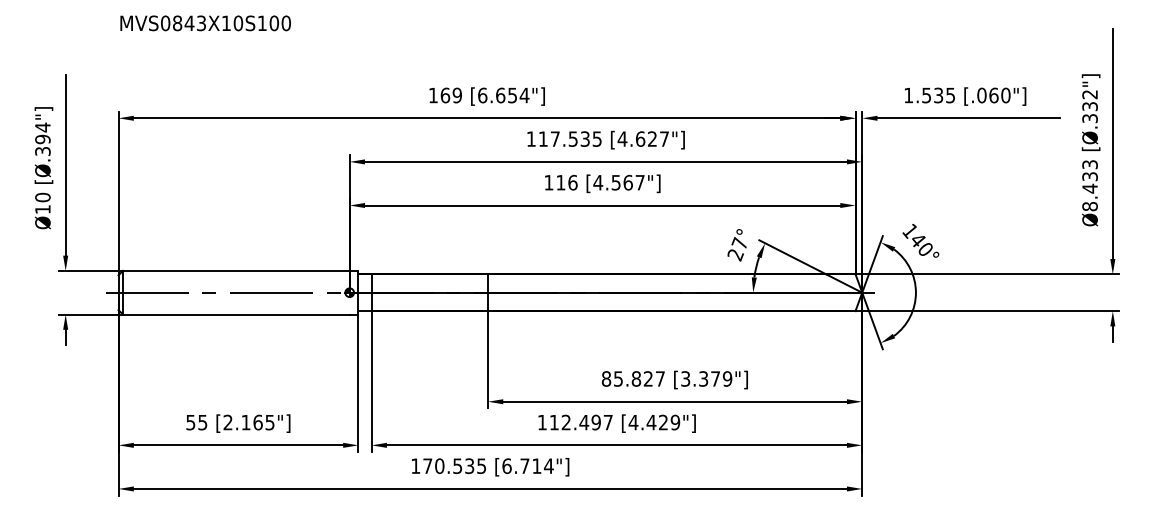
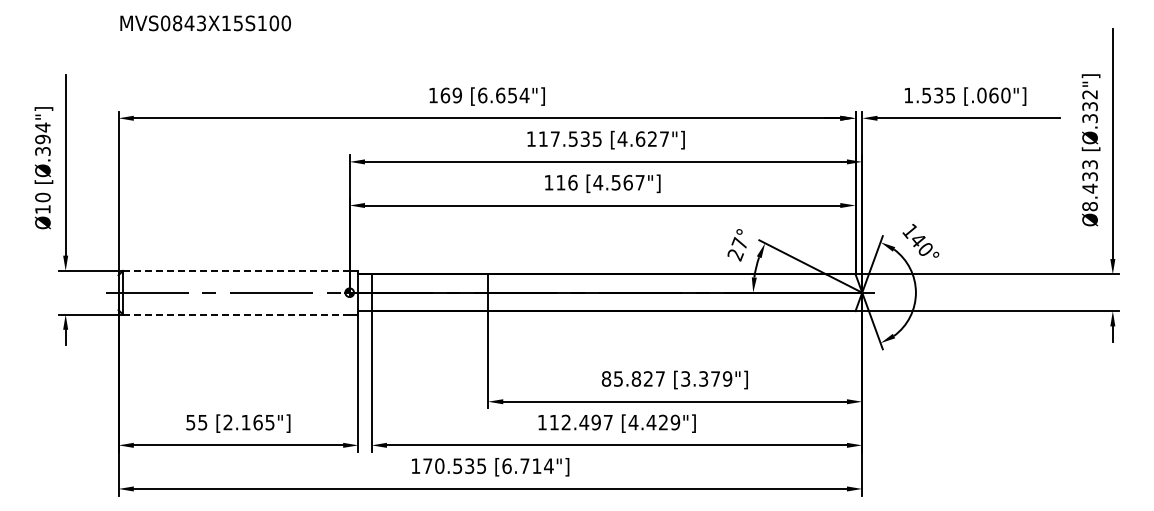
text: MVS0843X10S100 -> MVS0843X15S100 (238, 23)
line: solid -> dashed (235, 270)
line: solid -> dashed (236, 314)
